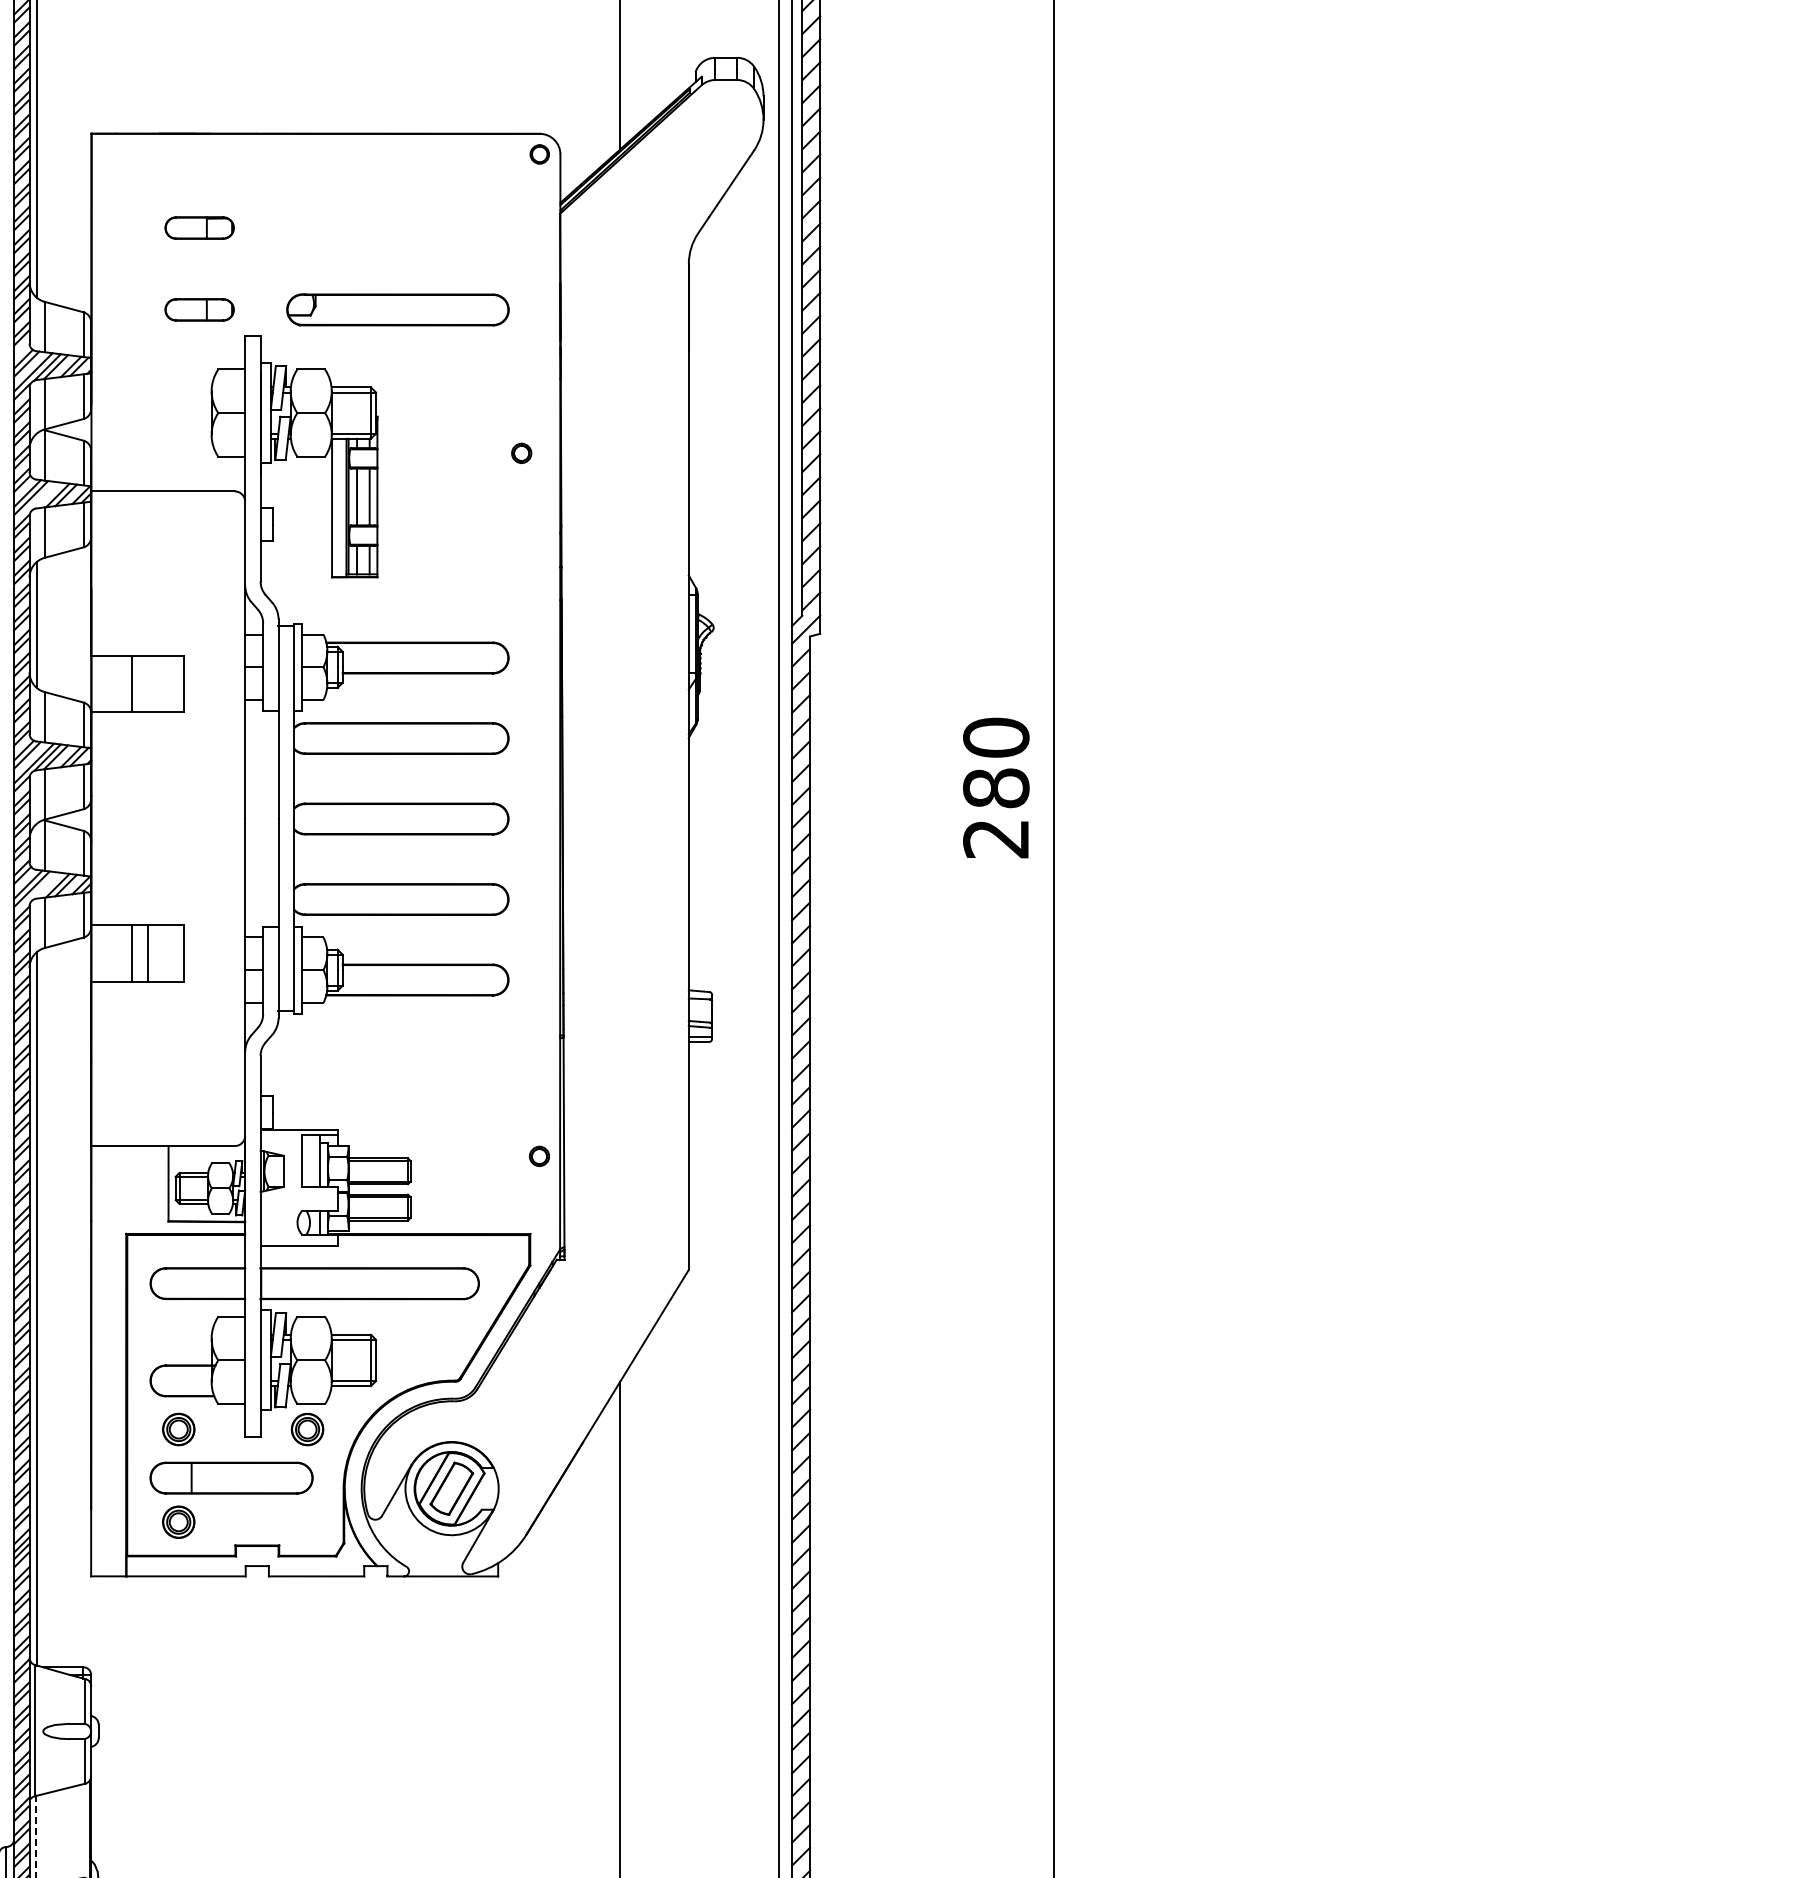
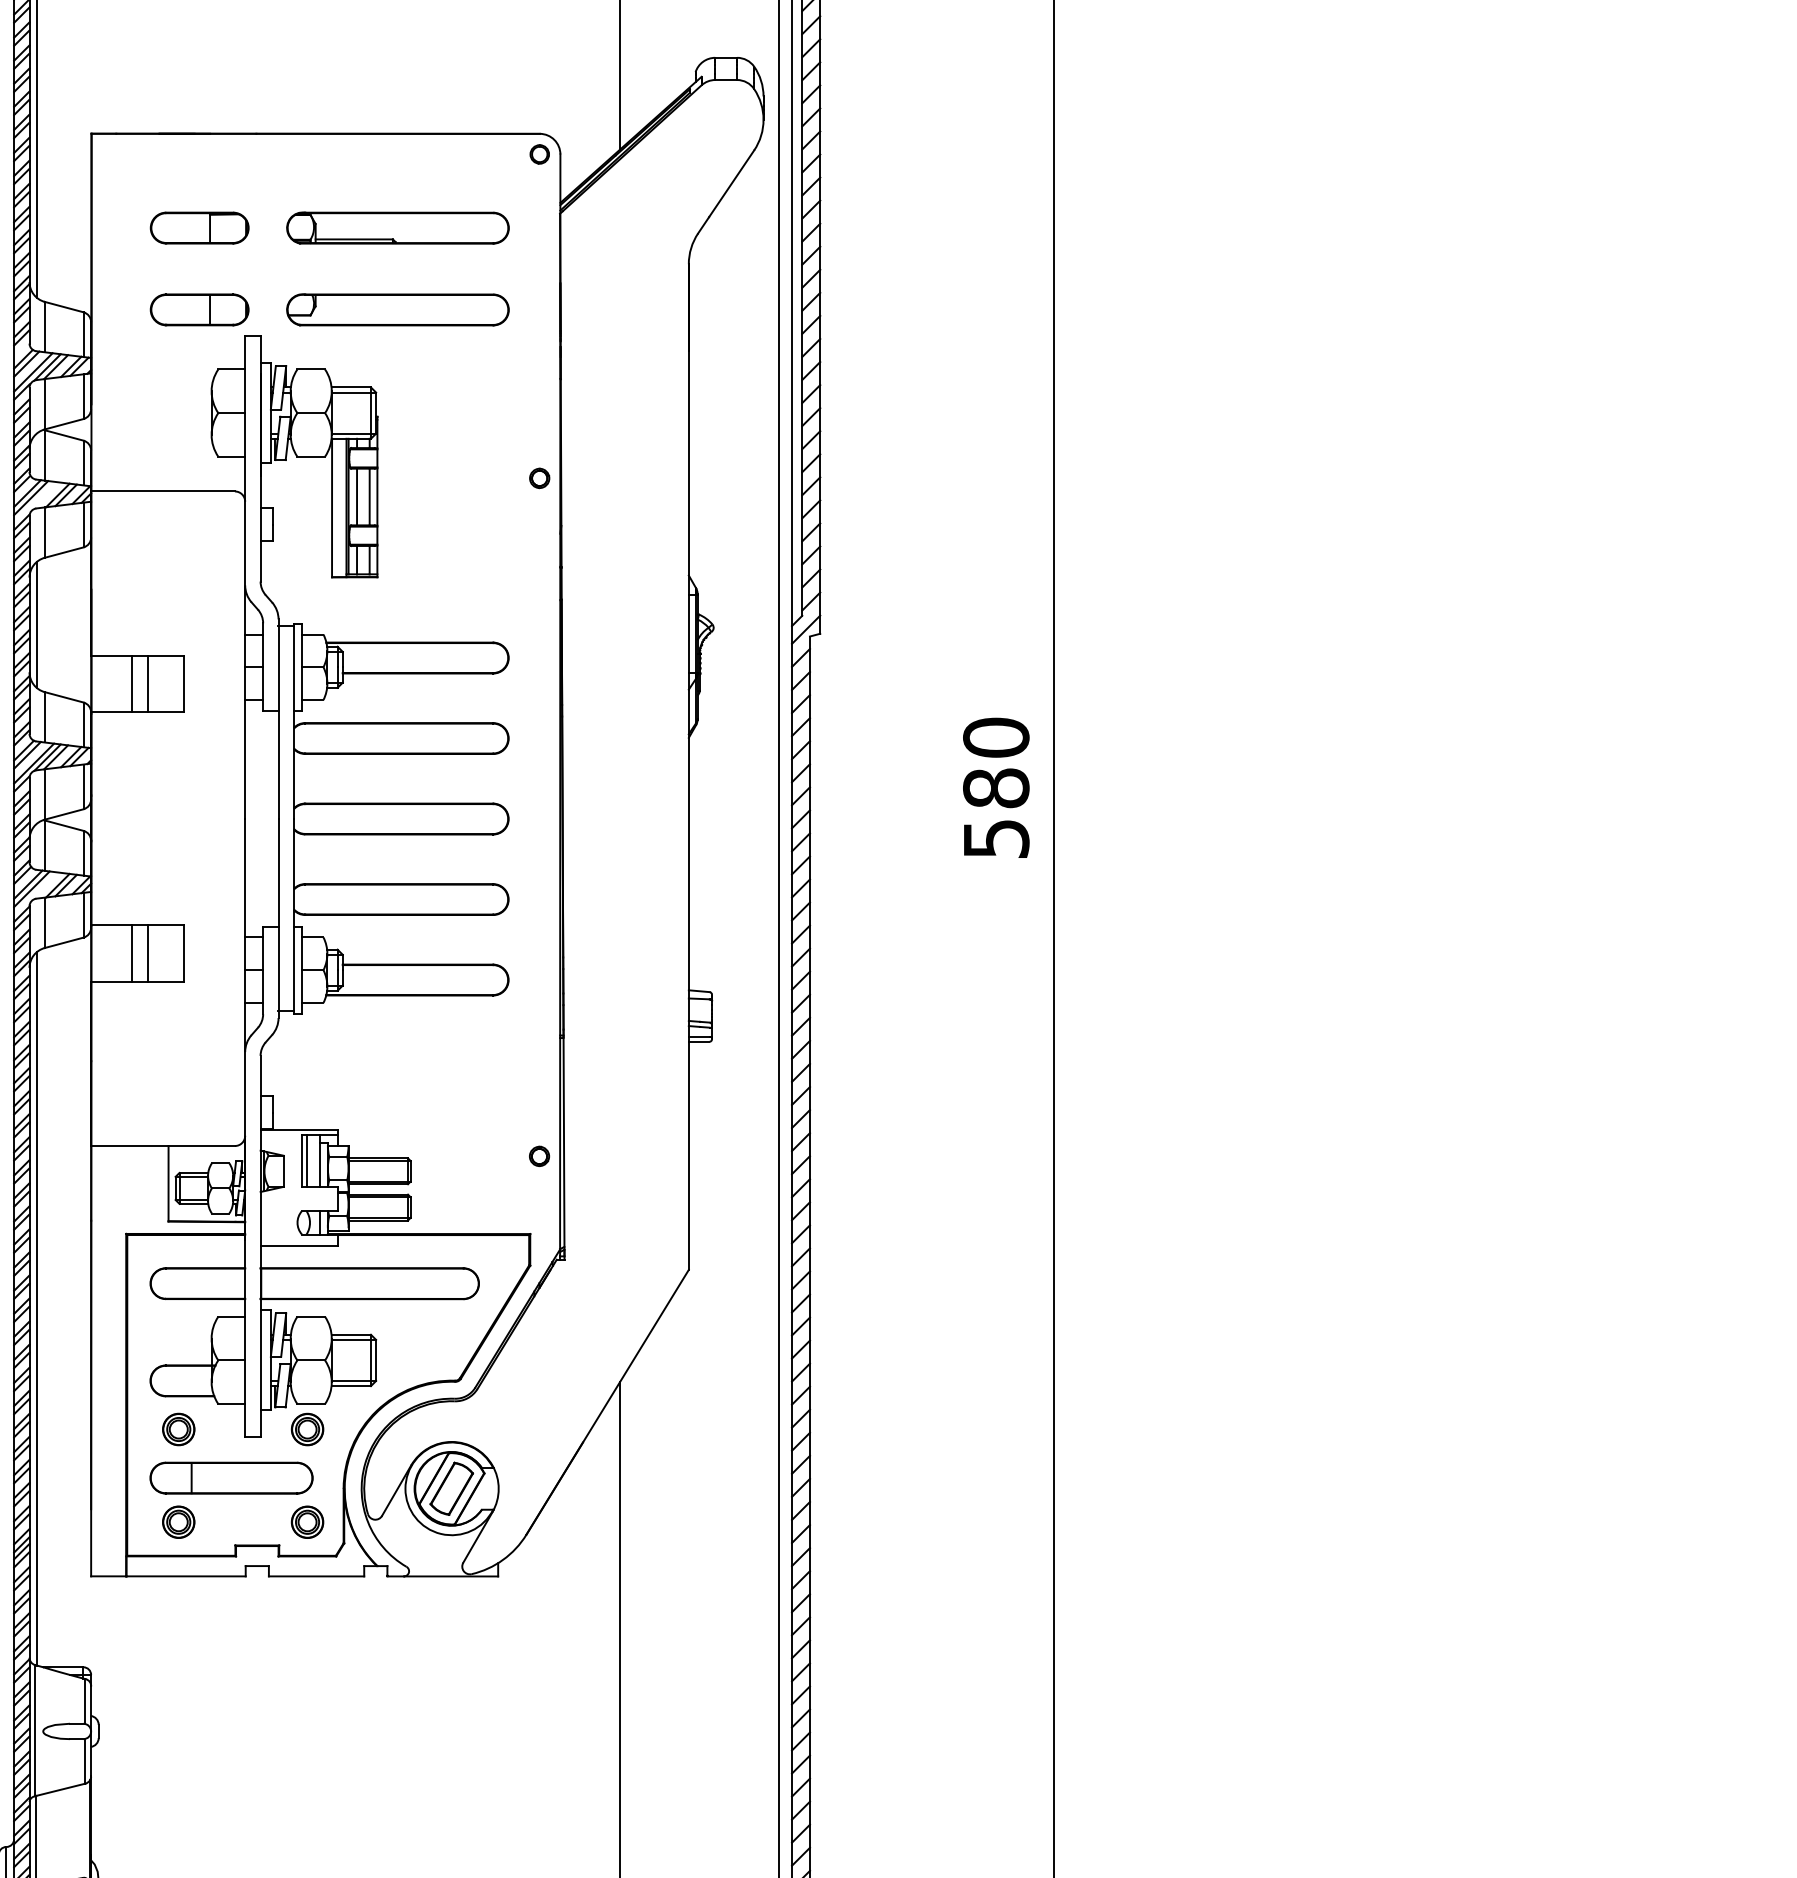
part size: 71x24 px -> 101x34 px (199, 227)
part: none -> present (397, 227)
part size: 71x24 px -> 101x34 px (199, 309)
part position: (521, 453) -> (539, 478) (539, 478)
line: none -> present (147, 683)
text: 280 -> 580 (996, 839)
line: none -> present (306, 1160)
part: none -> present (307, 1521)
line: dashed -> solid (36, 1836)
